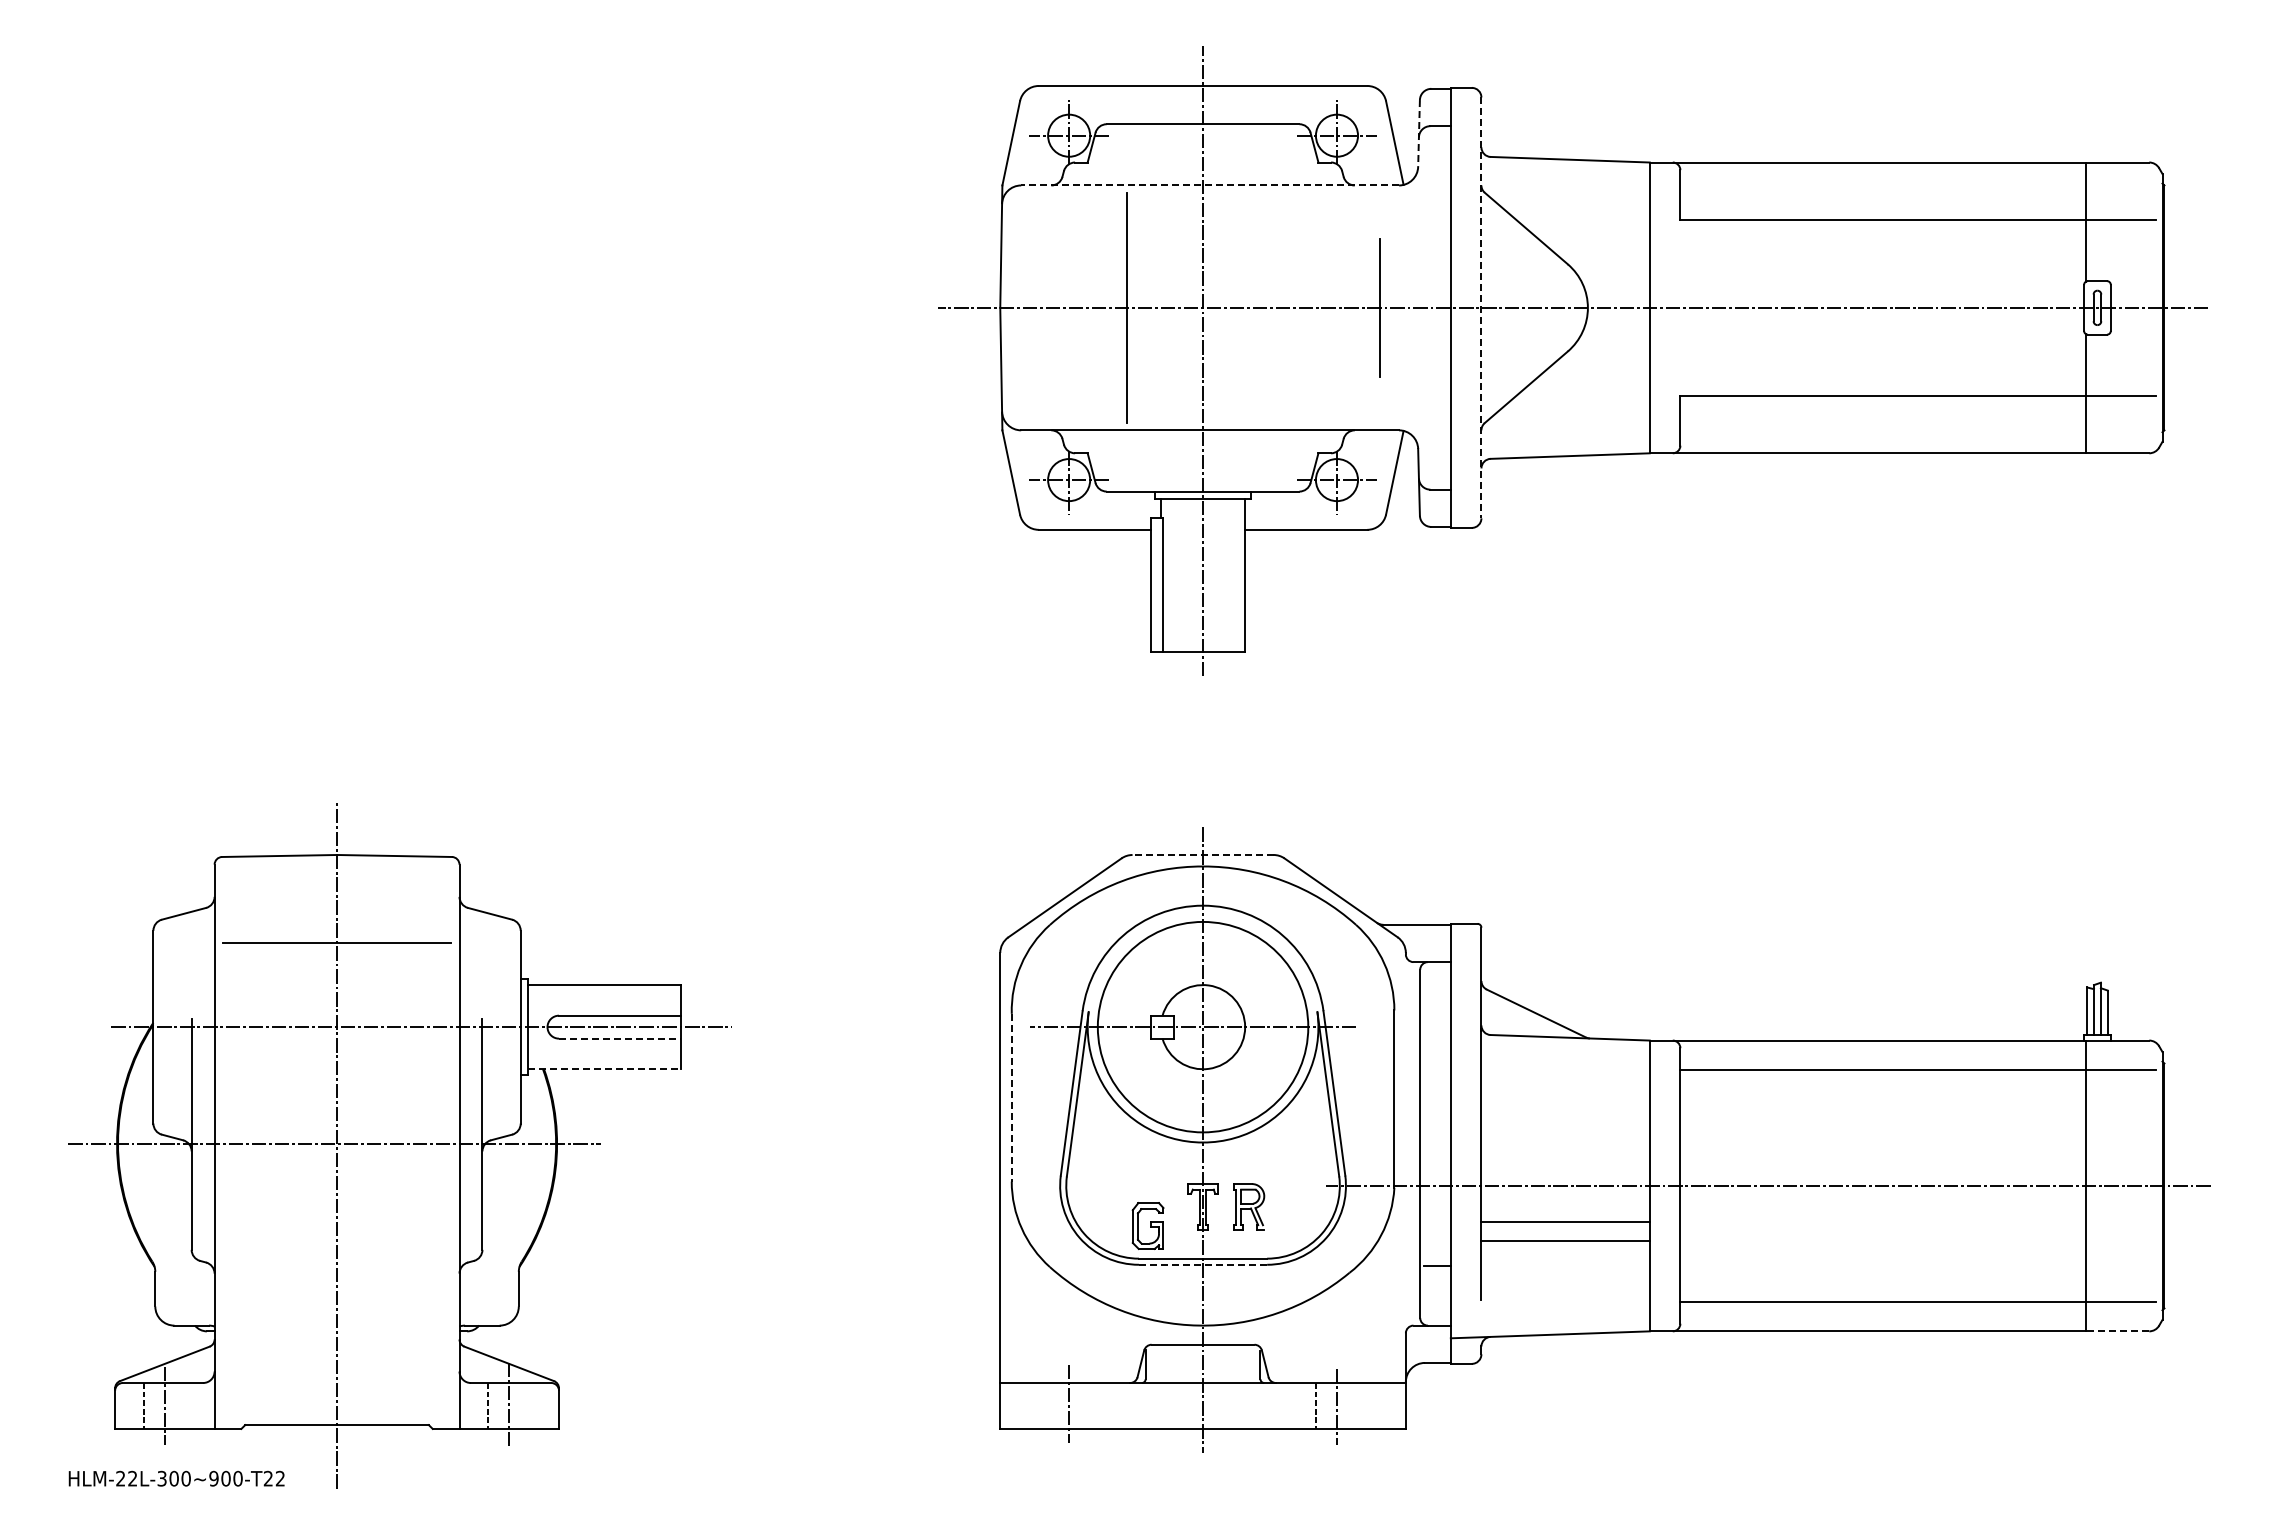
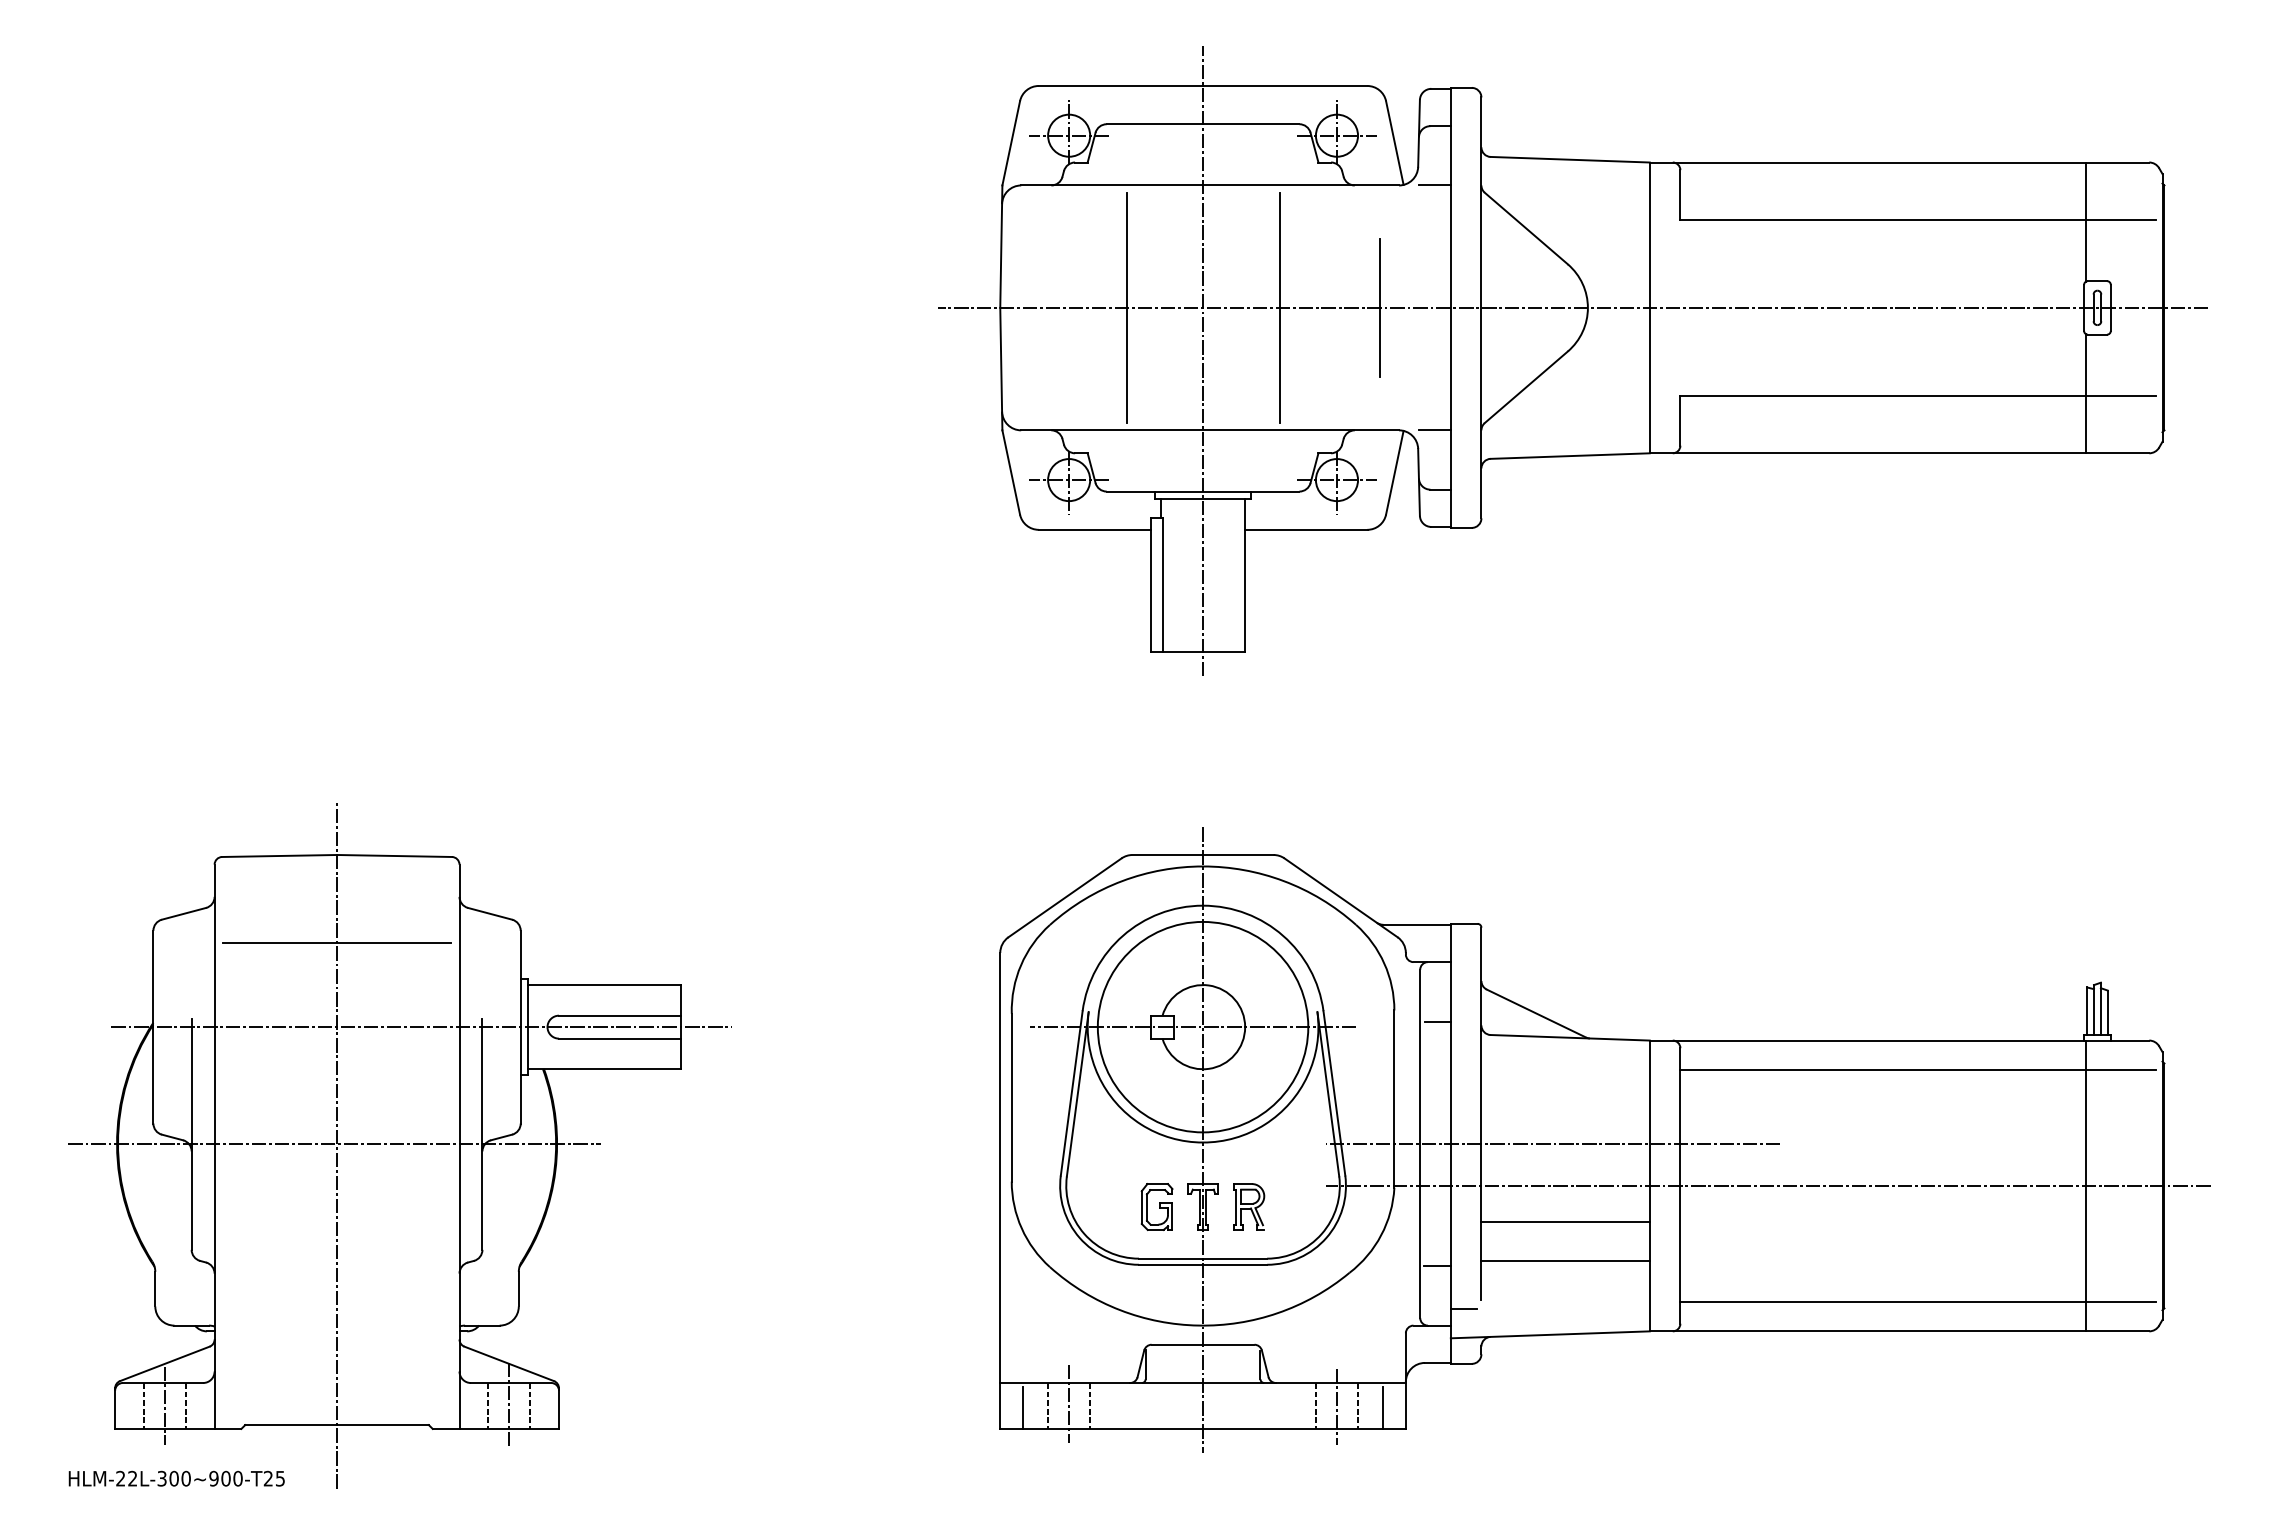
line: dashed -> solid (1419, 133)
line: dashed -> solid (1210, 185)
line: none -> present (1434, 185)
line: none -> present (1279, 307)
line: dashed -> solid (1481, 308)
line: none -> present (1434, 430)
line: dashed -> solid (1203, 854)
line: none -> present (1437, 1021)
line: dashed -> solid (620, 1038)
line: dashed -> solid (604, 1069)
line: dashed -> solid (1011, 1097)
line: none -> present (1552, 1143)
part position: (1147, 1225) -> (1156, 1206) (1156, 1206)
line position: (1565, 1240) -> (1565, 1260) (1565, 1260)
line: dashed -> solid (1203, 1264)
line: none -> present (1463, 1308)
line: dashed -> solid (2117, 1331)
line: none -> present (185, 1405)
line: none -> present (530, 1405)
line: none -> present (1048, 1405)
line: none -> present (1090, 1405)
line: none -> present (1358, 1405)
line: none -> present (1023, 1407)
line: none -> present (1382, 1407)
text: HLM-22L-300~900-T22 -> HLM-22L-300~900-T25 (280, 1478)
